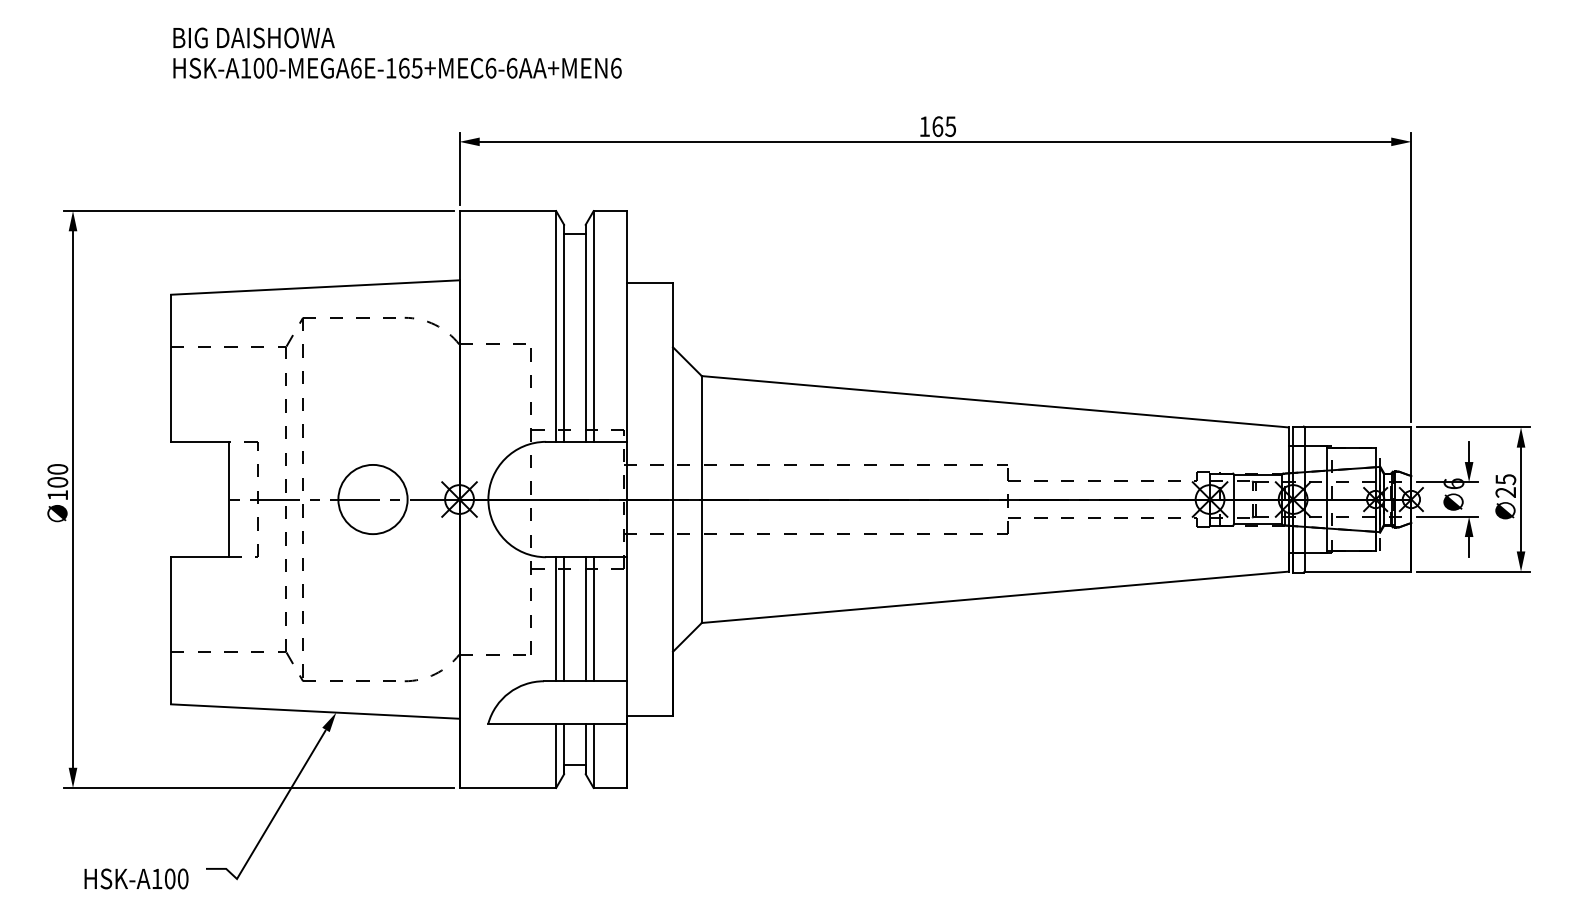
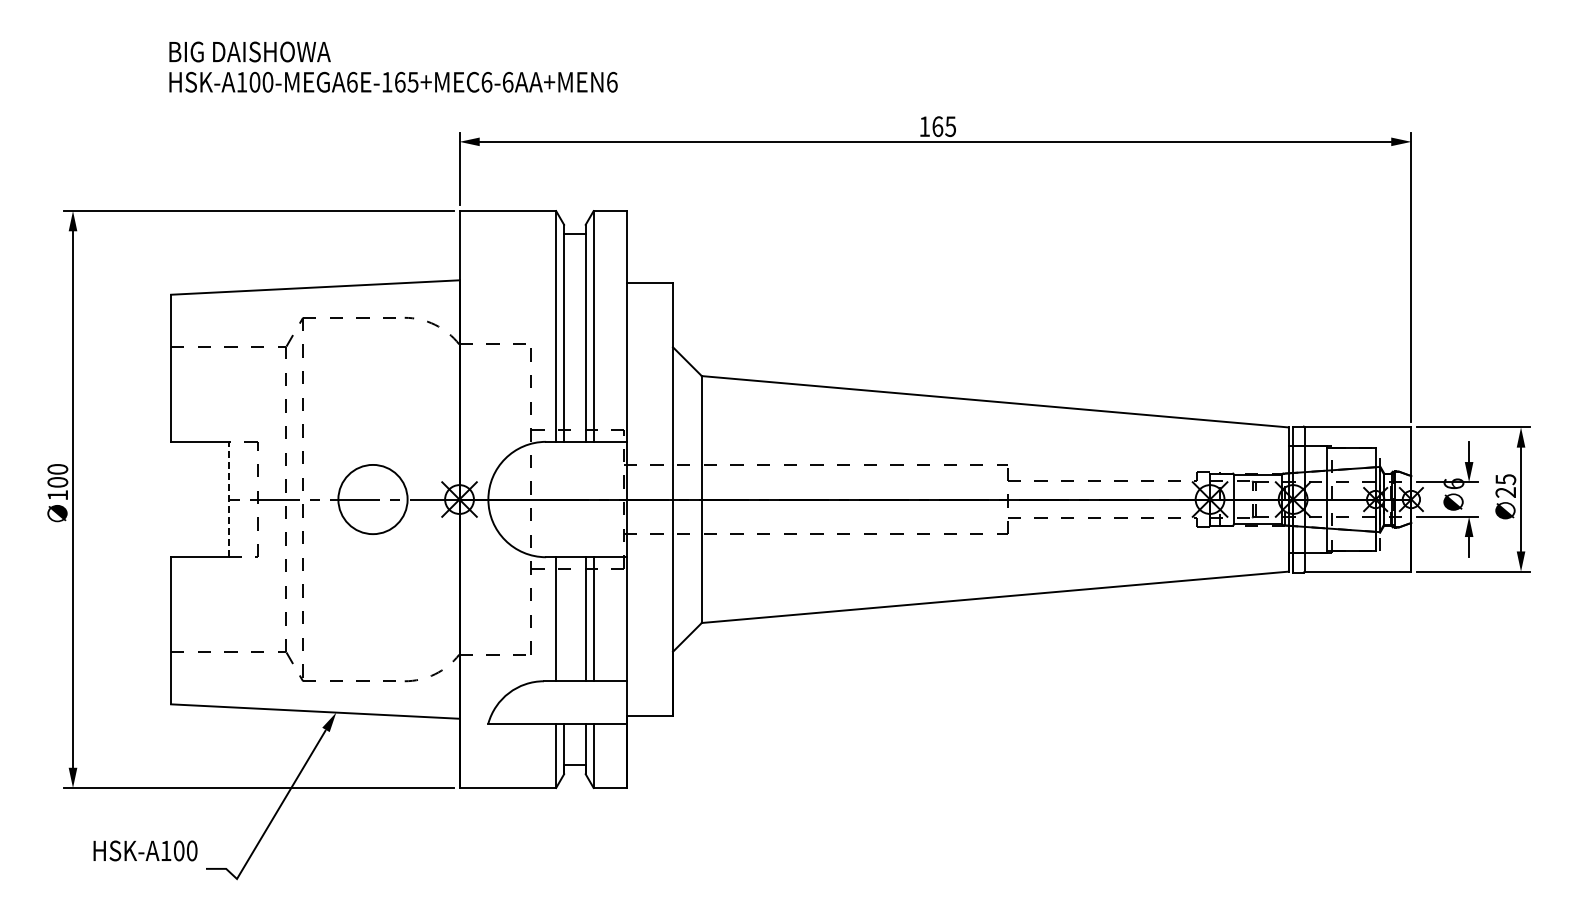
text position: (397, 52) -> (393, 66) (393, 66)
line: solid -> dashed (228, 499)
line: present -> none (564, 619)
text position: (136, 878) -> (145, 850) (145, 850)
